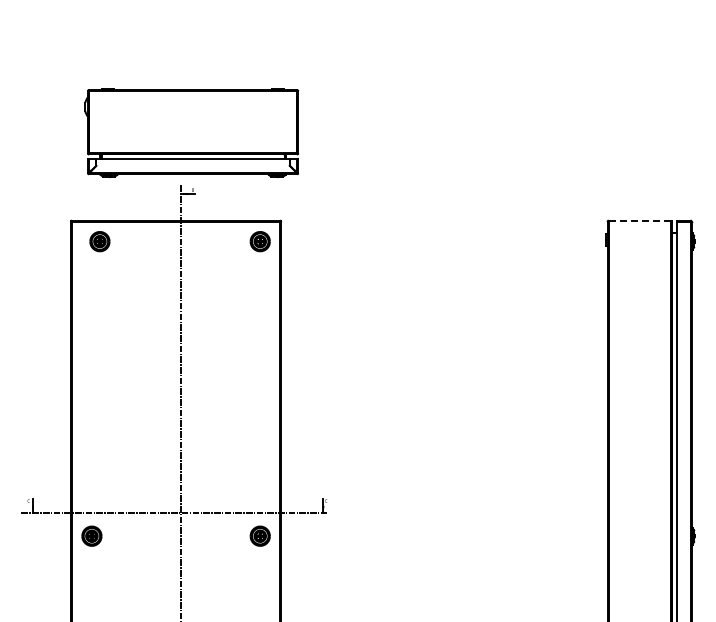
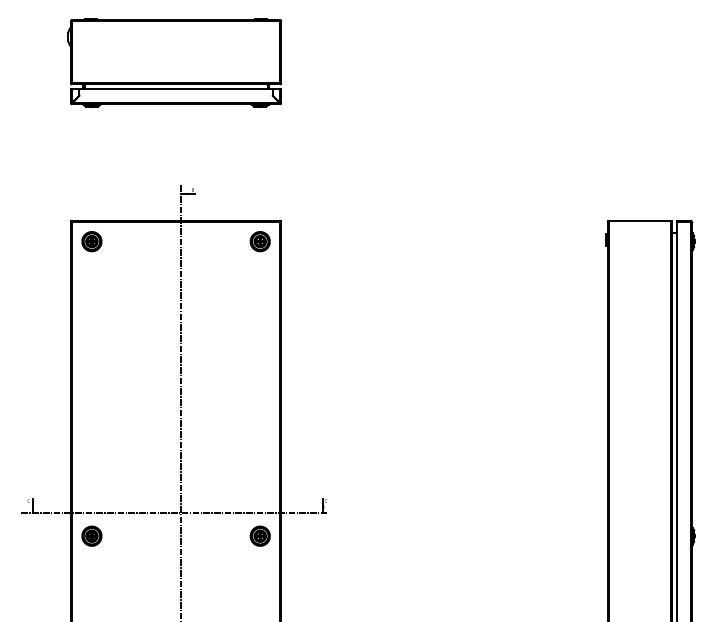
part position: (191, 133) -> (174, 63) (174, 63)
line: dashed -> solid (639, 220)
part position: (99, 241) -> (91, 241) (91, 241)
